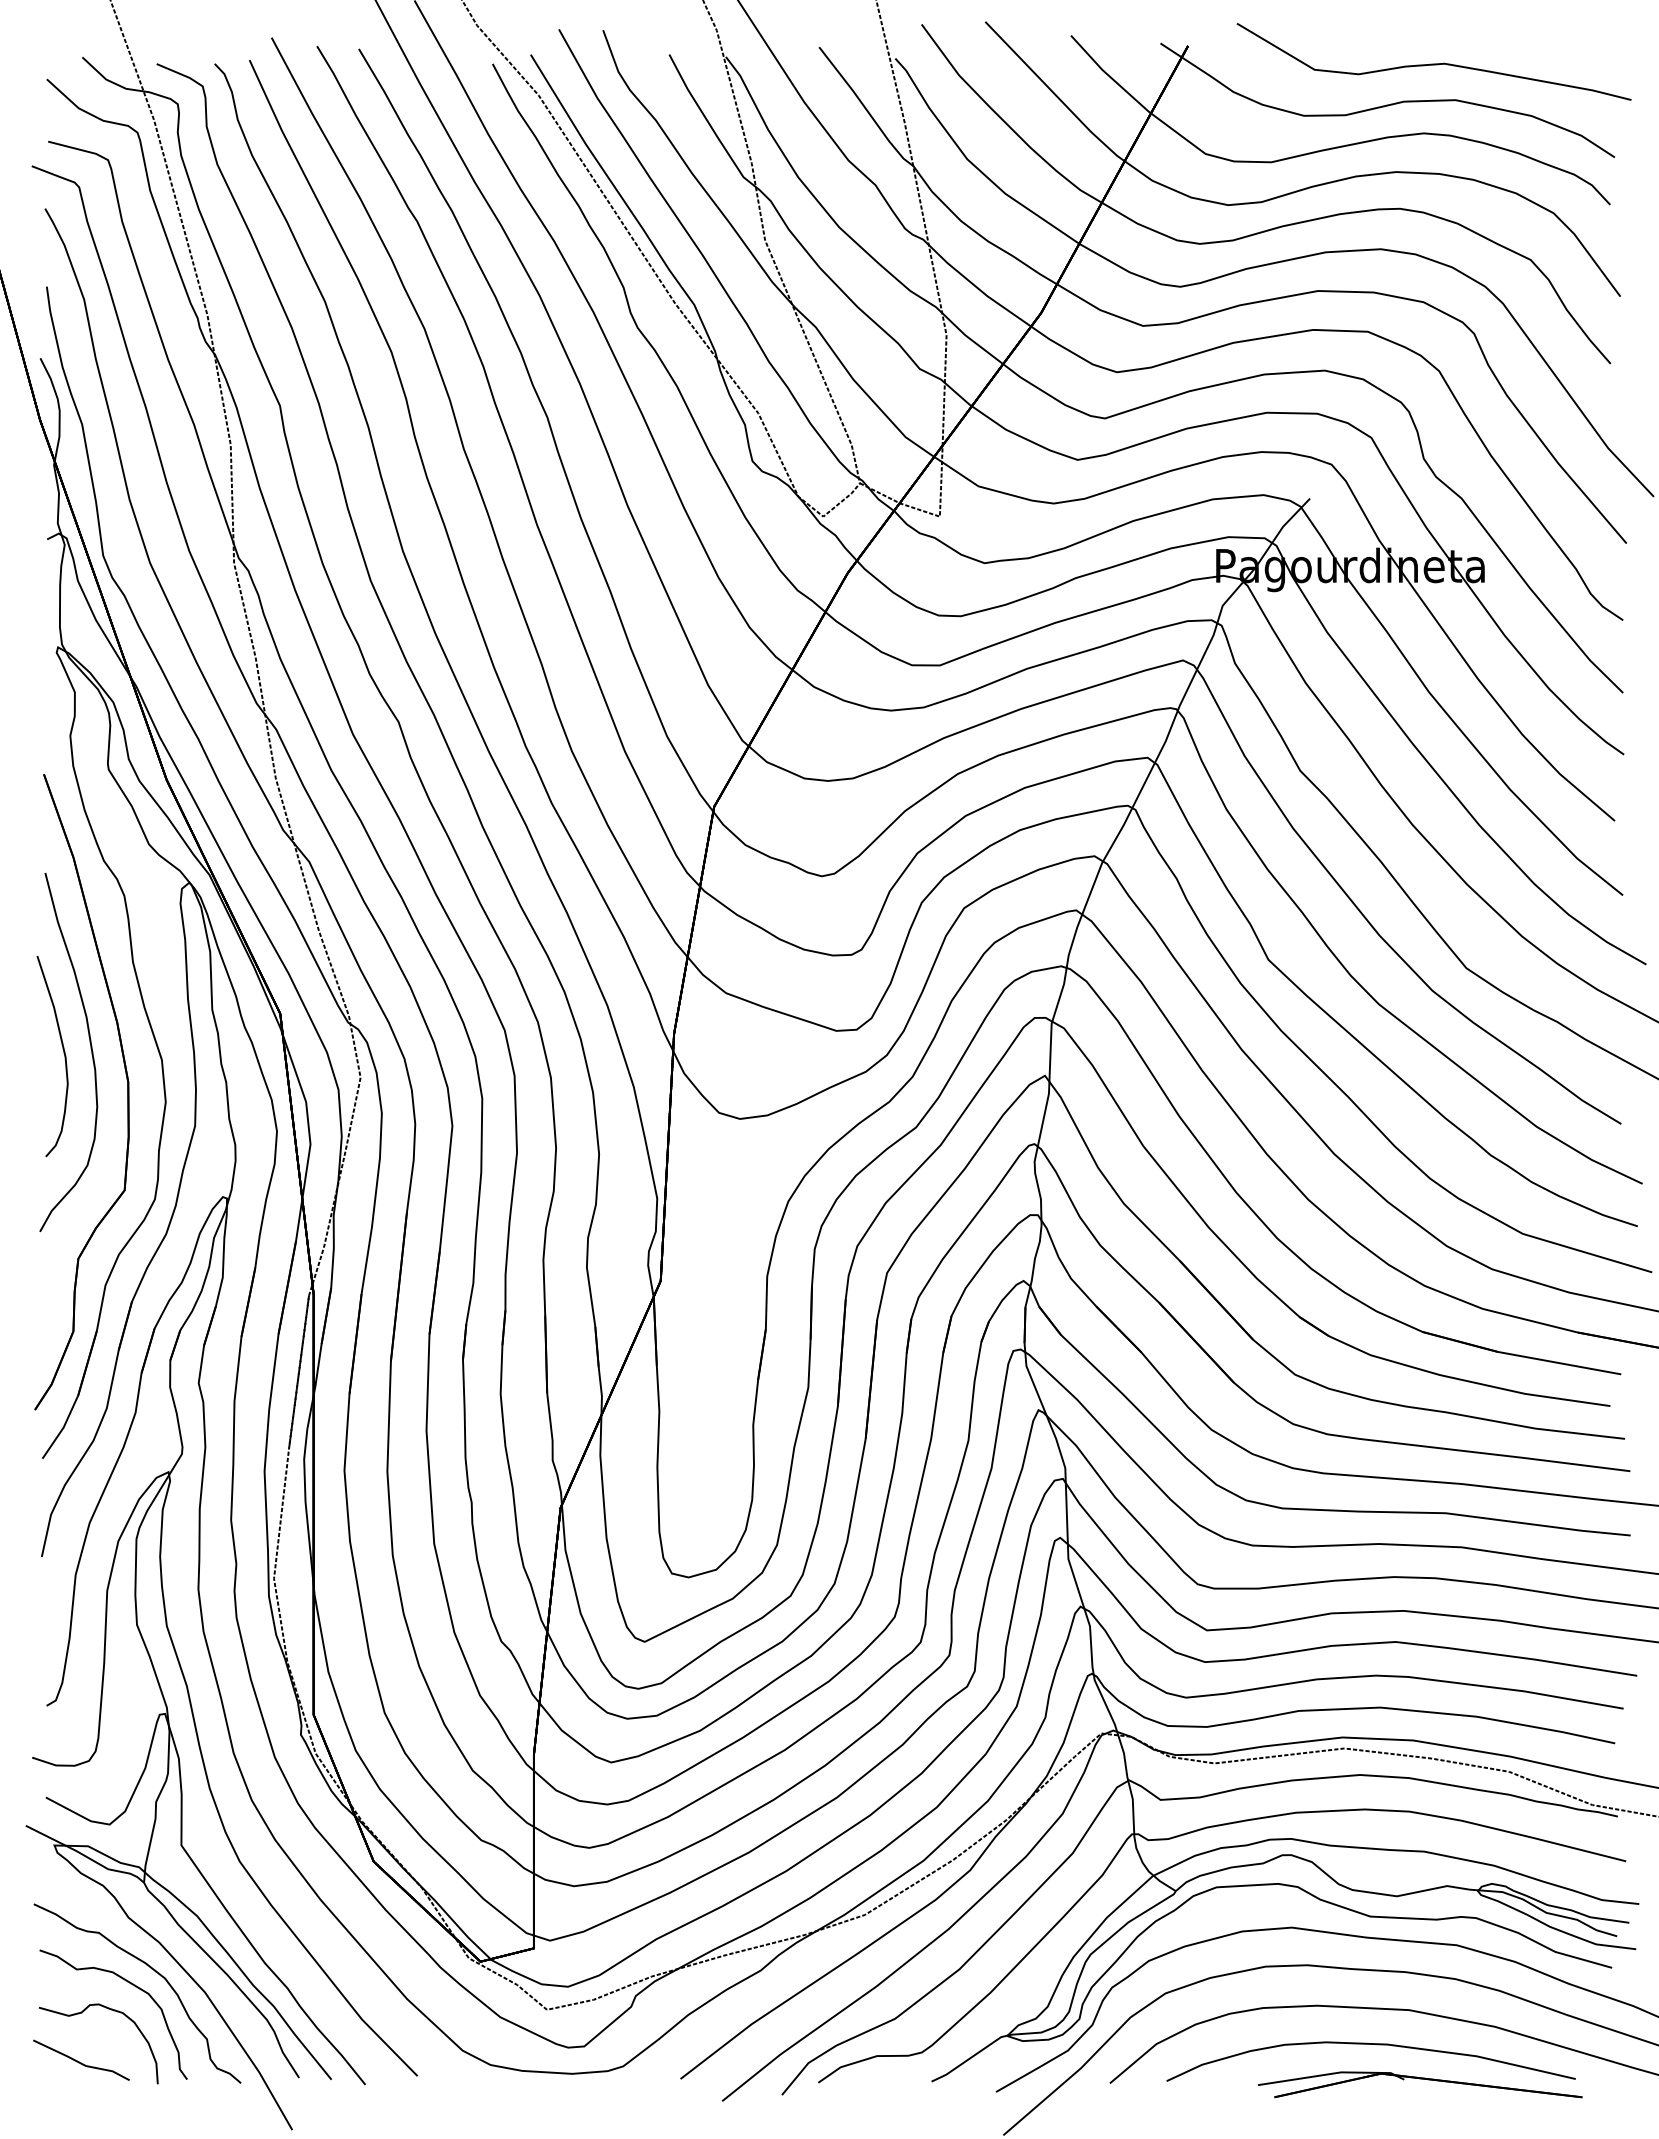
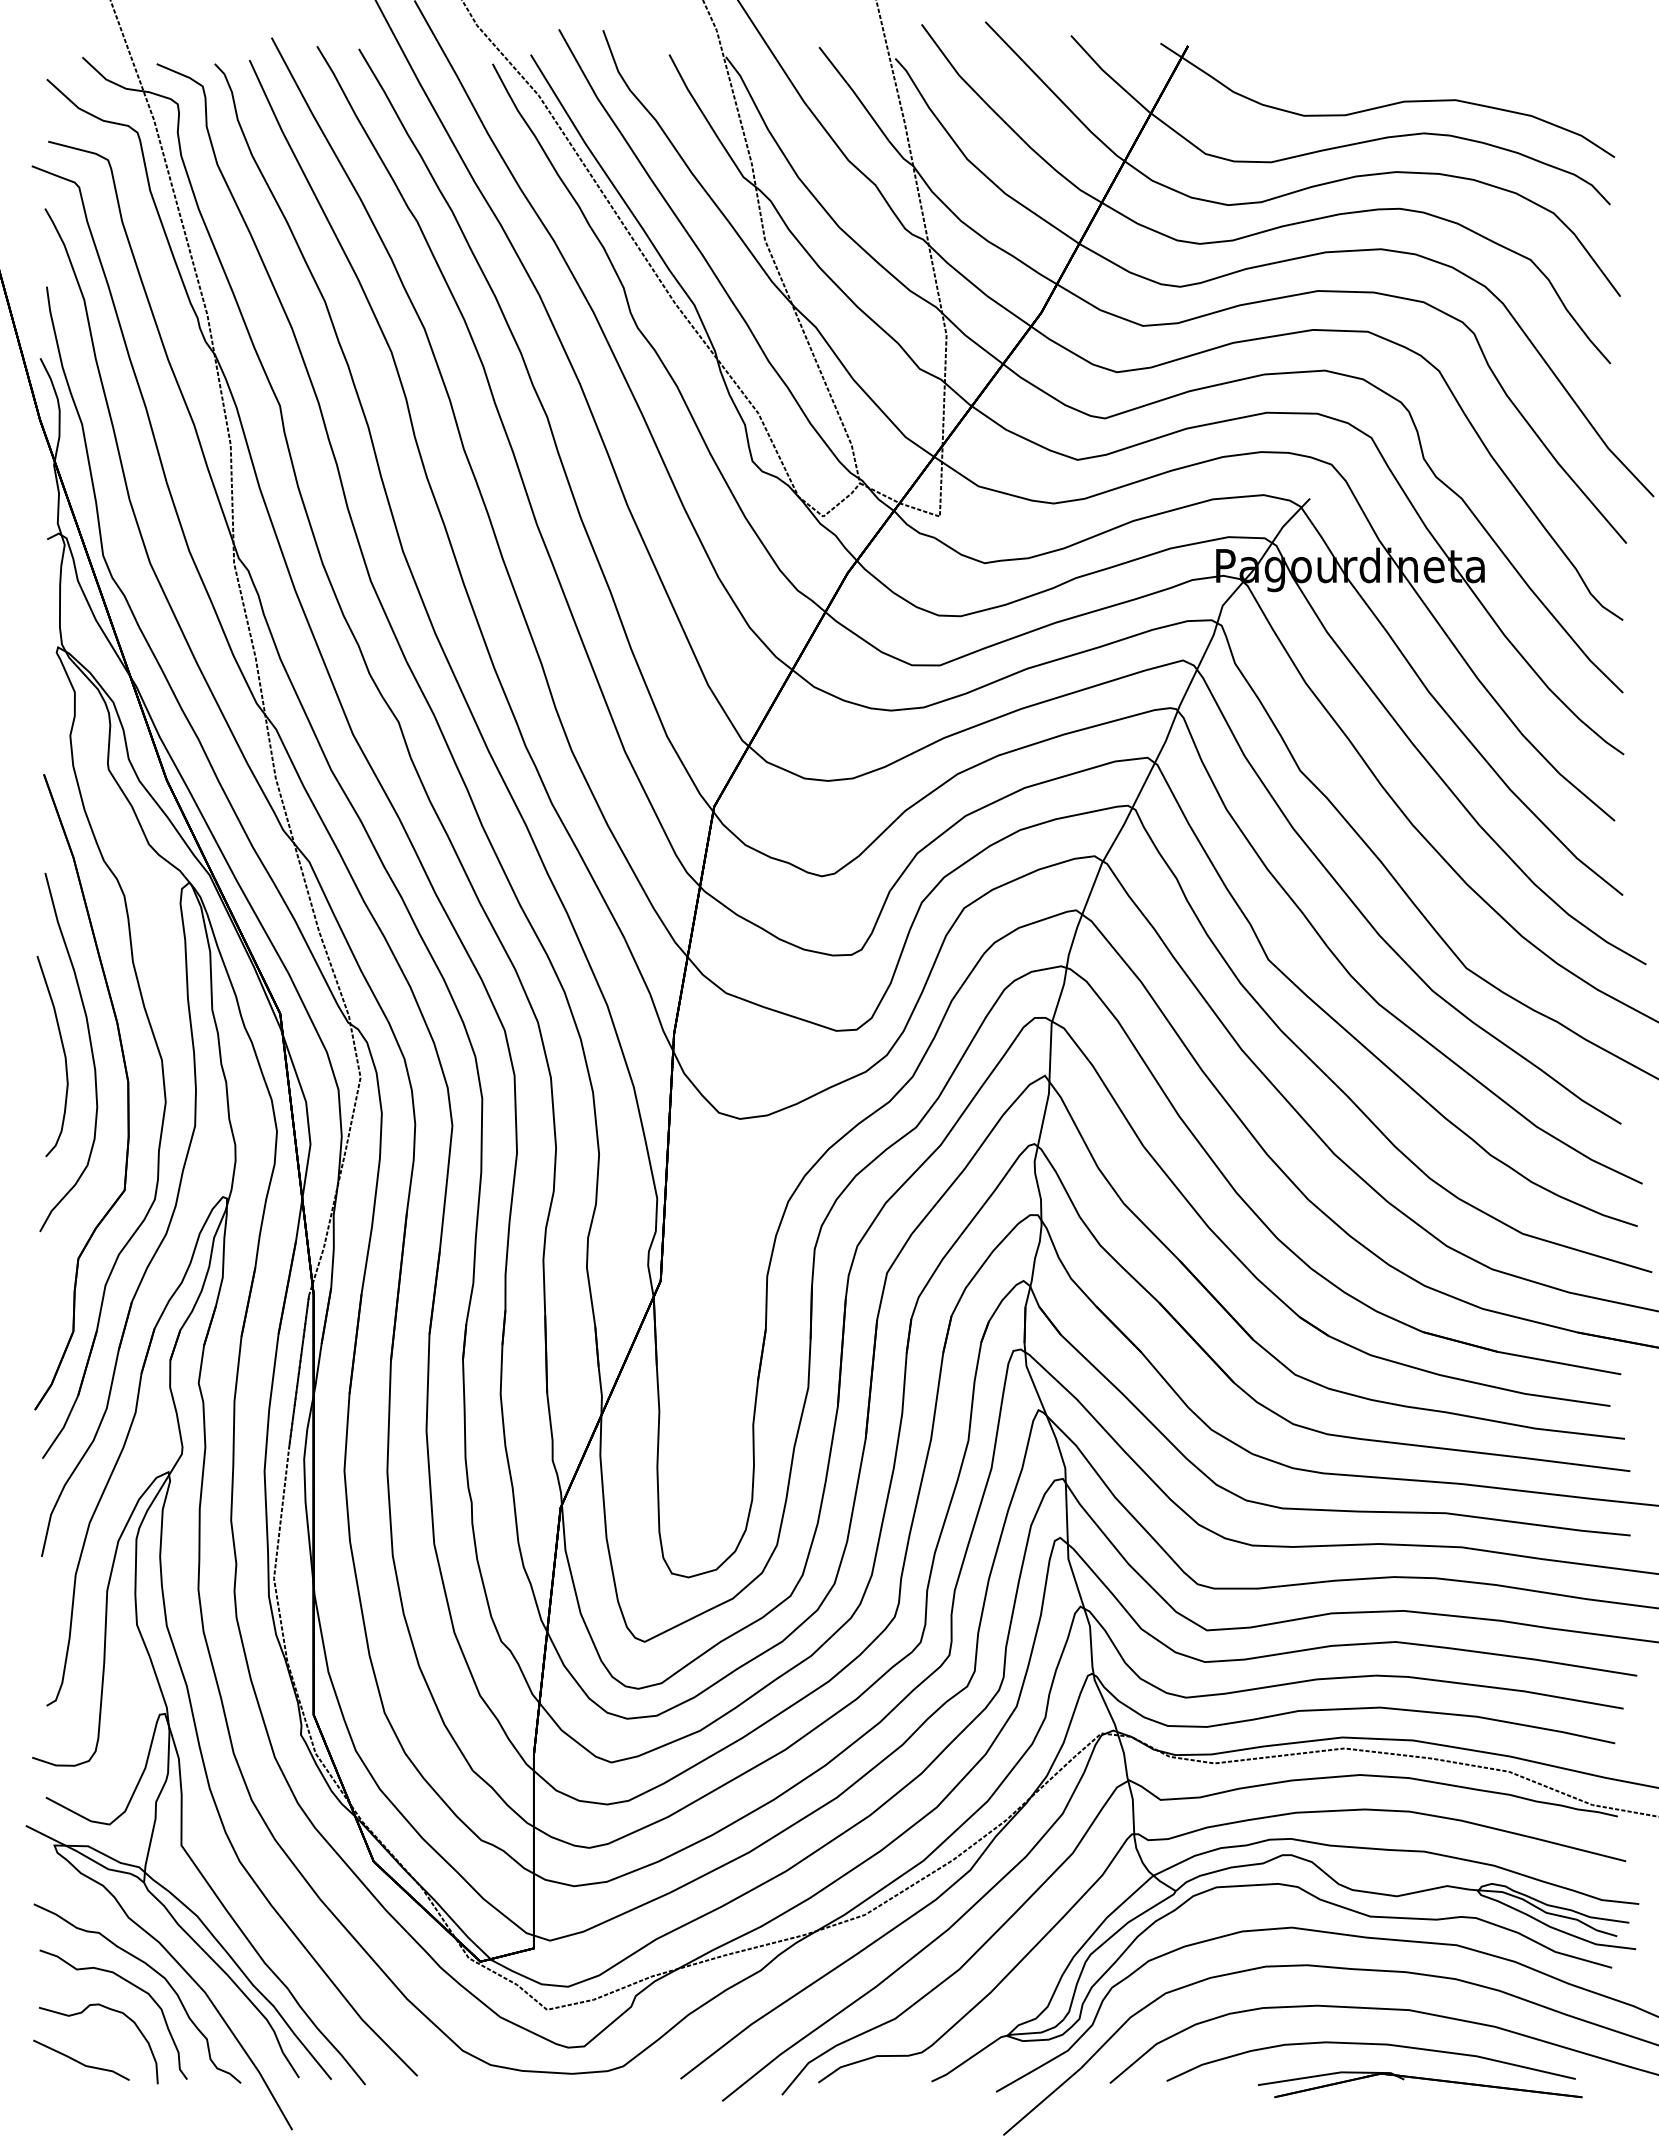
part: present -> none (1433, 61)
